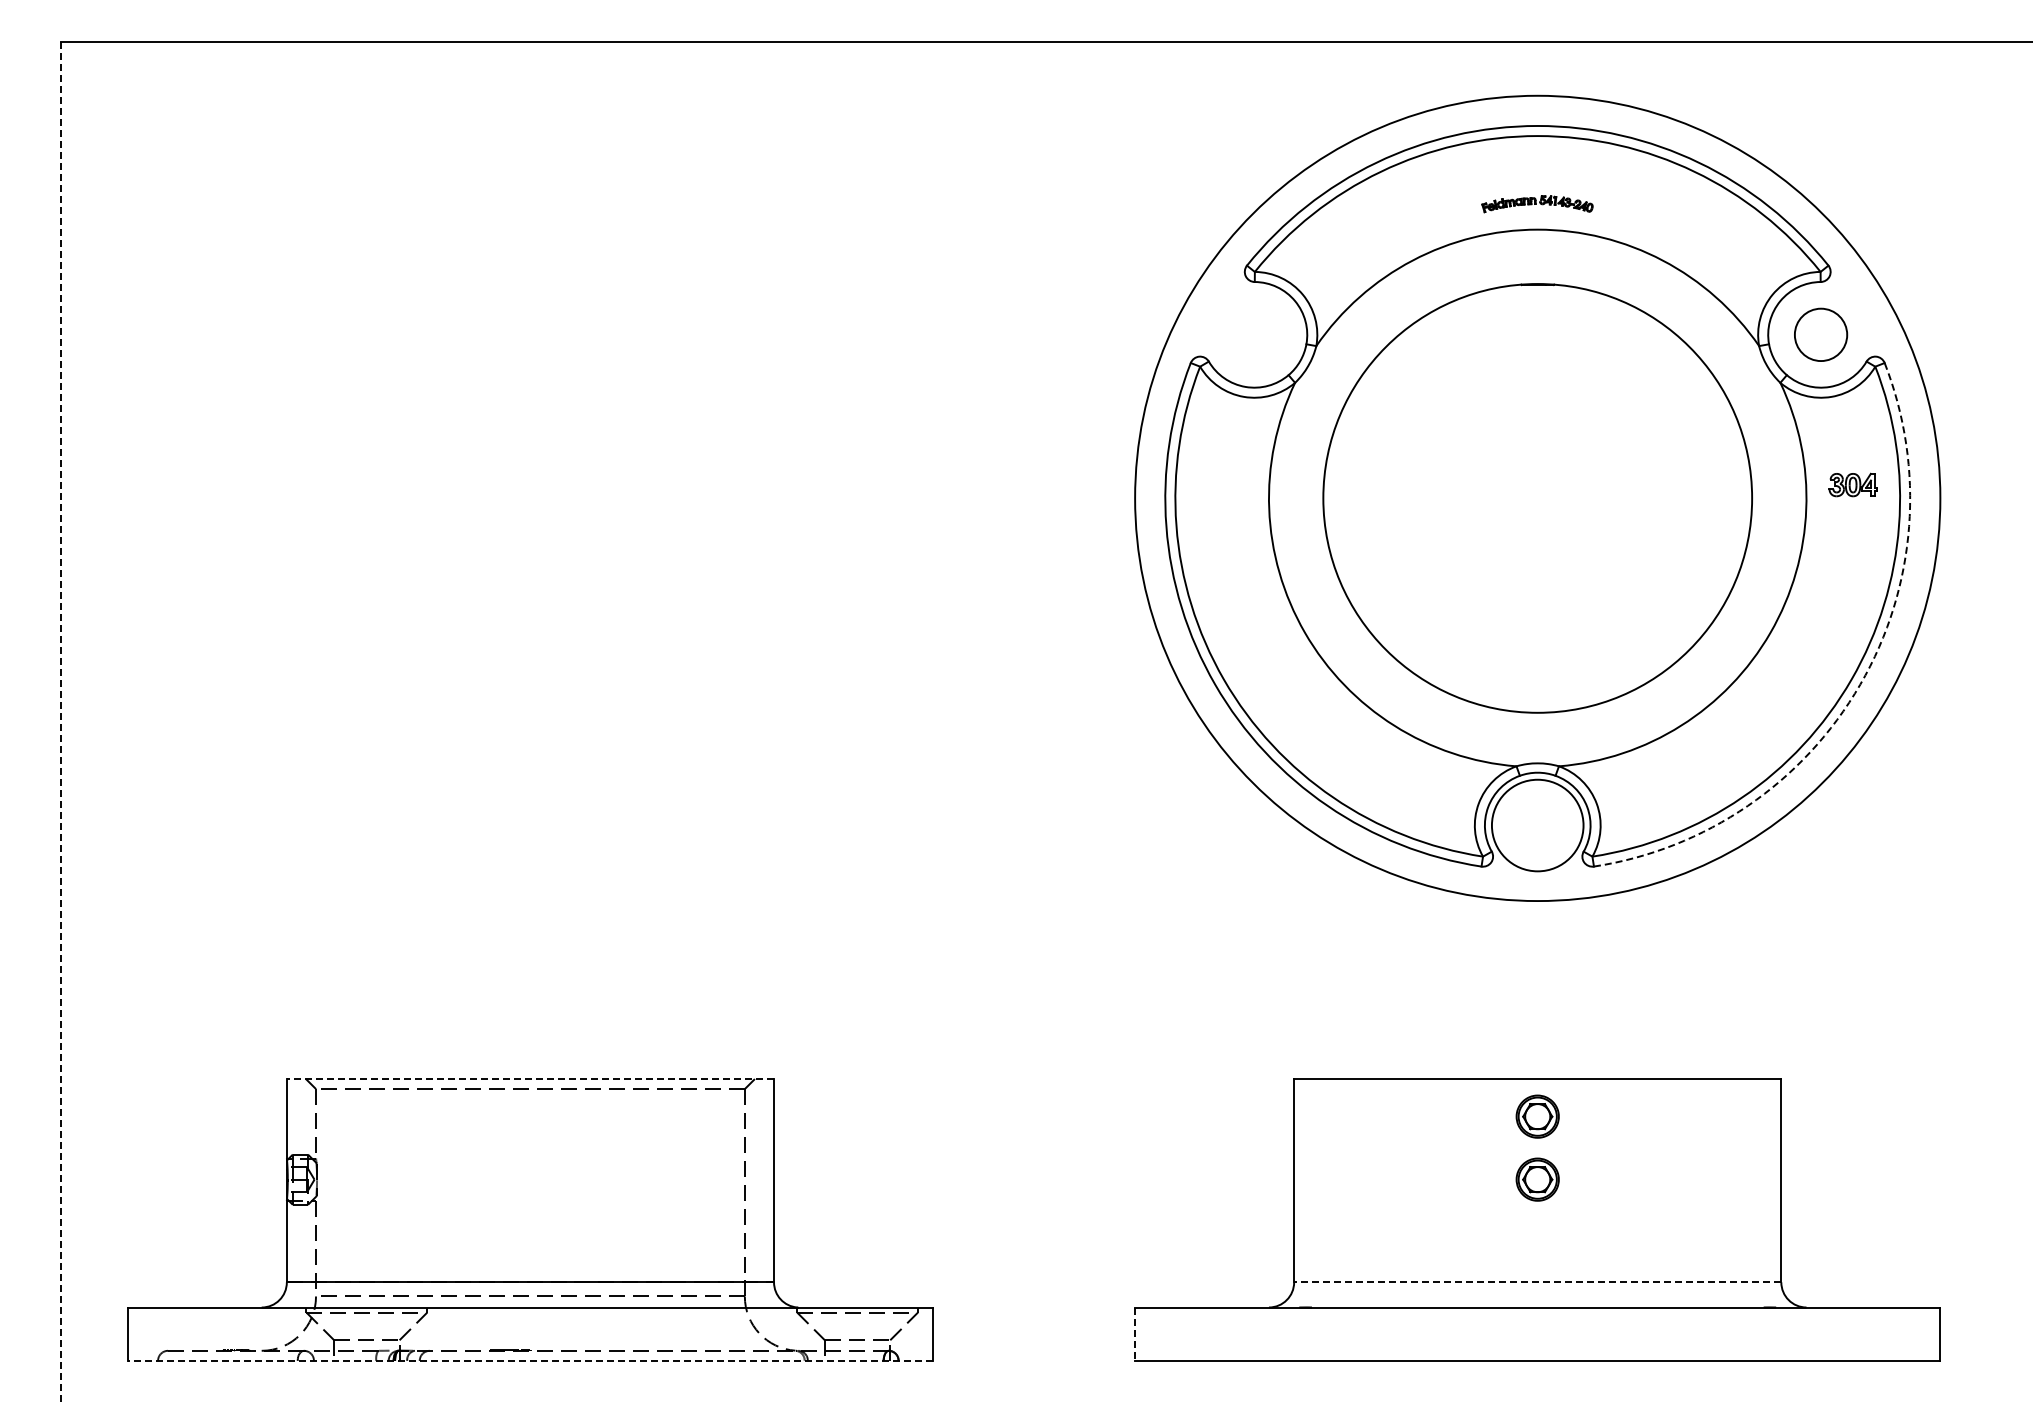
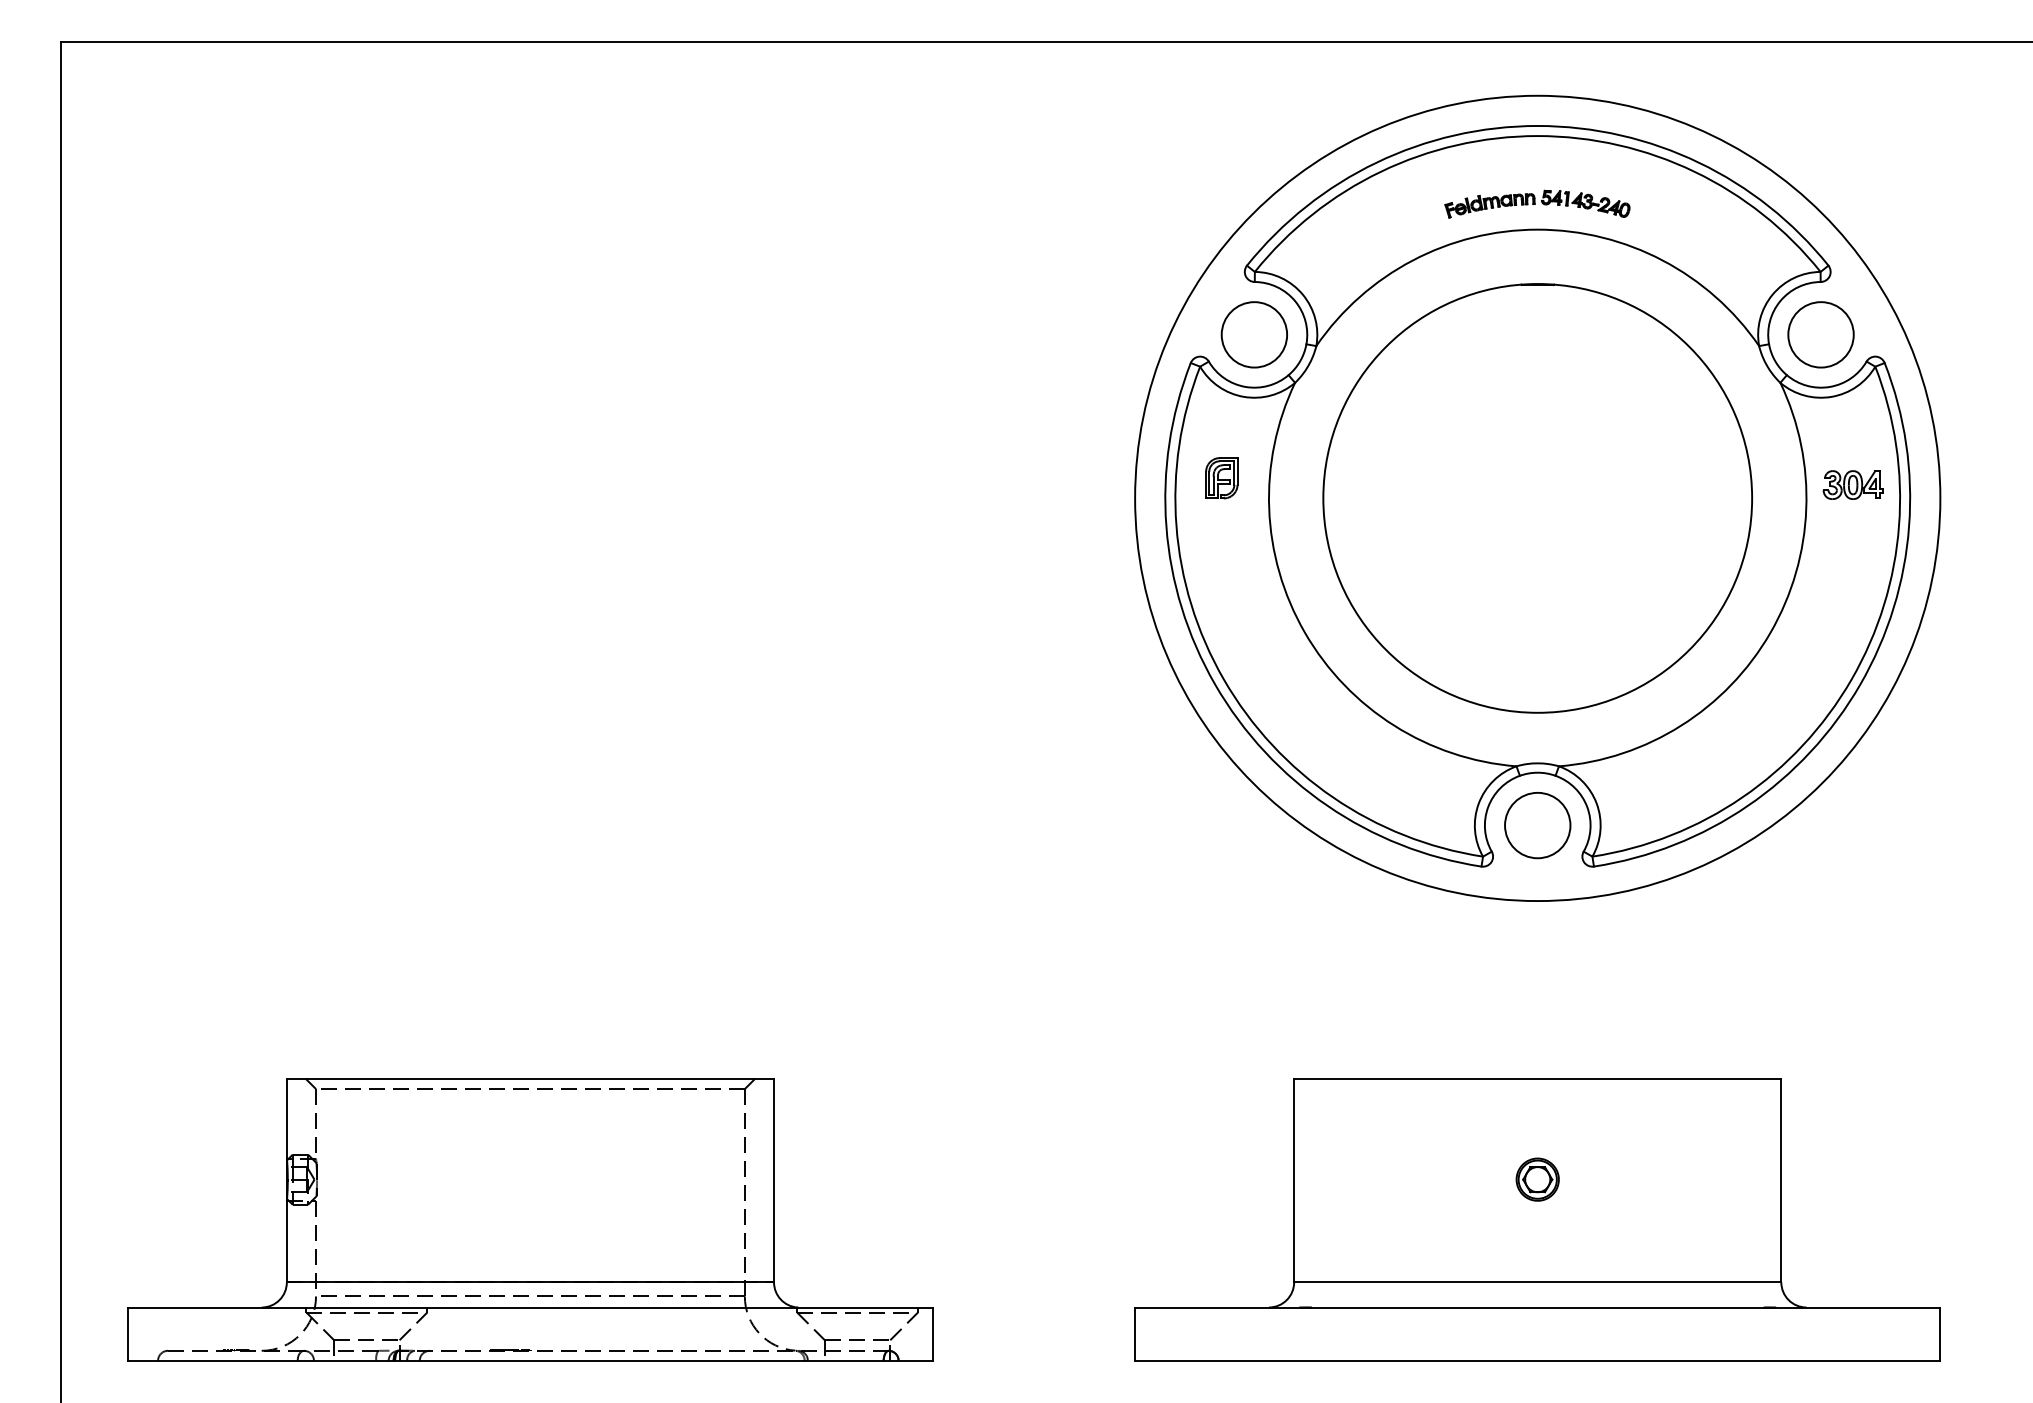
part size: 113x19 px -> 187x30 px (1537, 203)
circle: none -> present (1253, 334)
circle size: 55x55 px -> 68x68 px (1820, 334)
part: none -> present (1221, 478)
part size: 50x26 px -> 62x30 px (1852, 484)
arc: dashed -> solid (1860, 684)
line: dashed -> solid (60, 722)
circle diameter: 92 px -> 65 px (1537, 825)
line: dashed -> solid (530, 1079)
part: present -> none (1537, 1116)
line: dashed -> solid (1537, 1282)
line: dashed -> solid (1135, 1334)
line: dashed -> solid (530, 1360)
